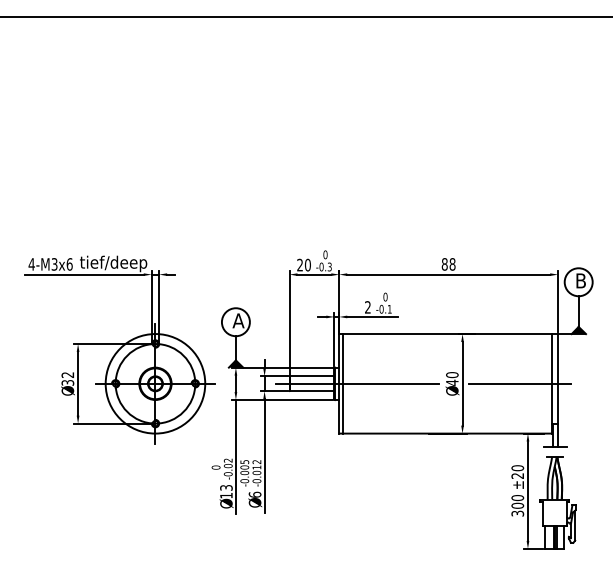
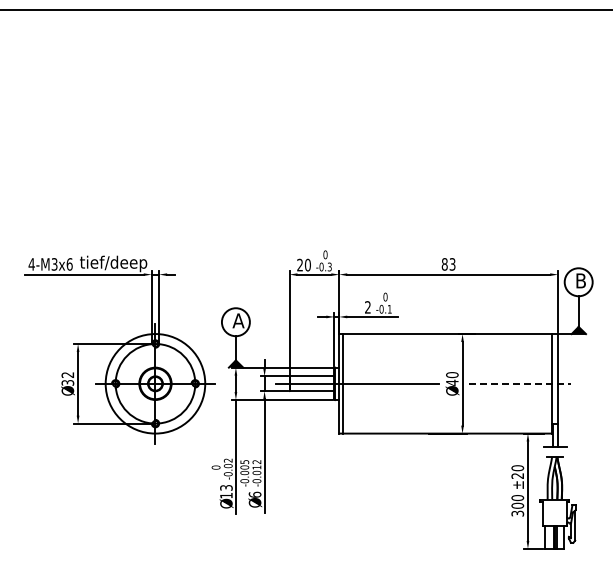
line position: (305, 17) -> (305, 10) (305, 10)
text: 88 -> 83 (452, 264)
line: solid -> dashed (520, 383)
